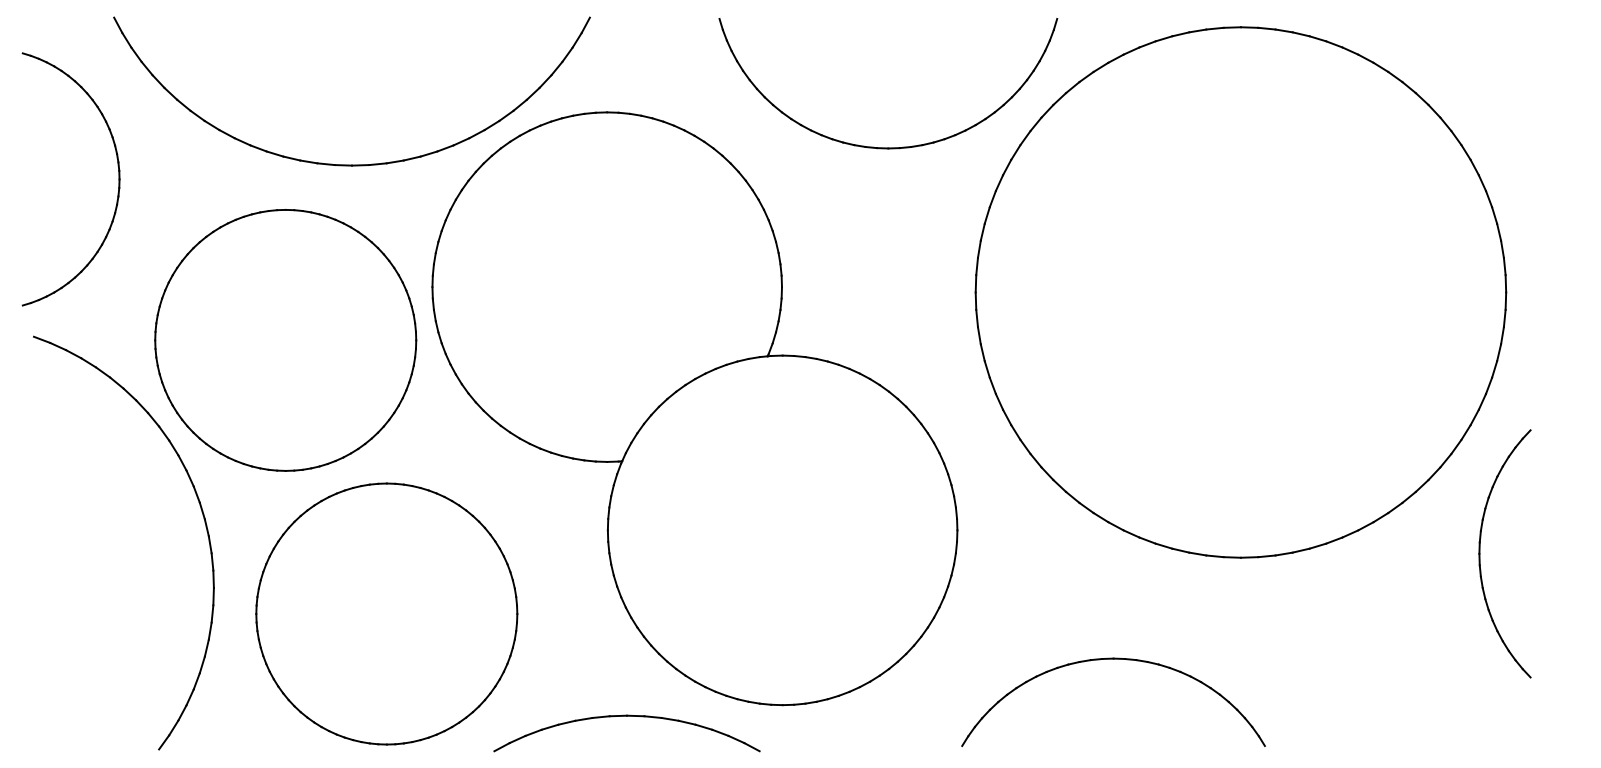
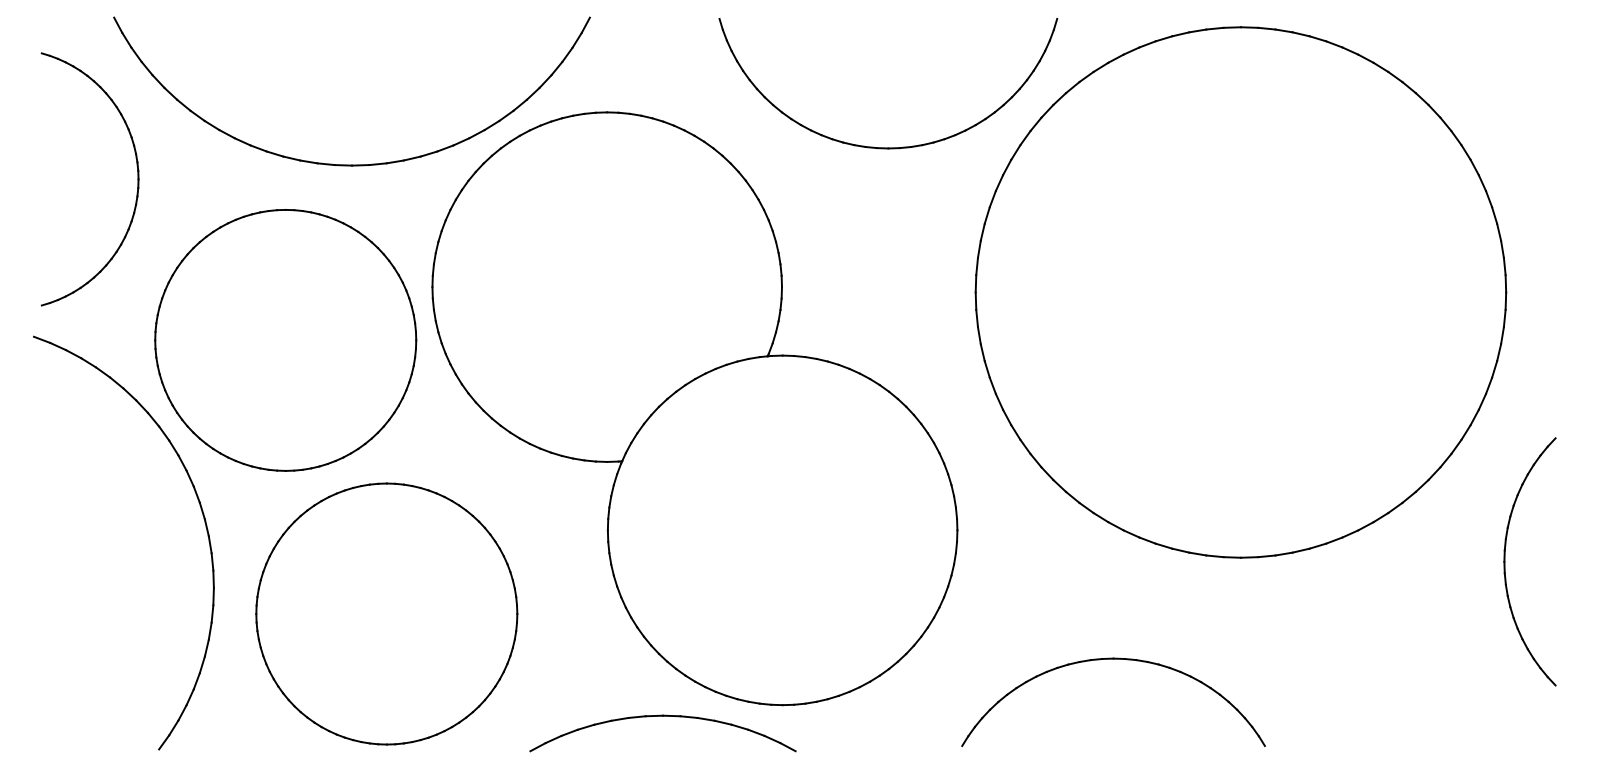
part position: (118, 179) -> (137, 179) (137, 179)
part position: (1480, 553) -> (1505, 561) (1505, 561)
part position: (626, 716) -> (662, 716) (662, 716)
